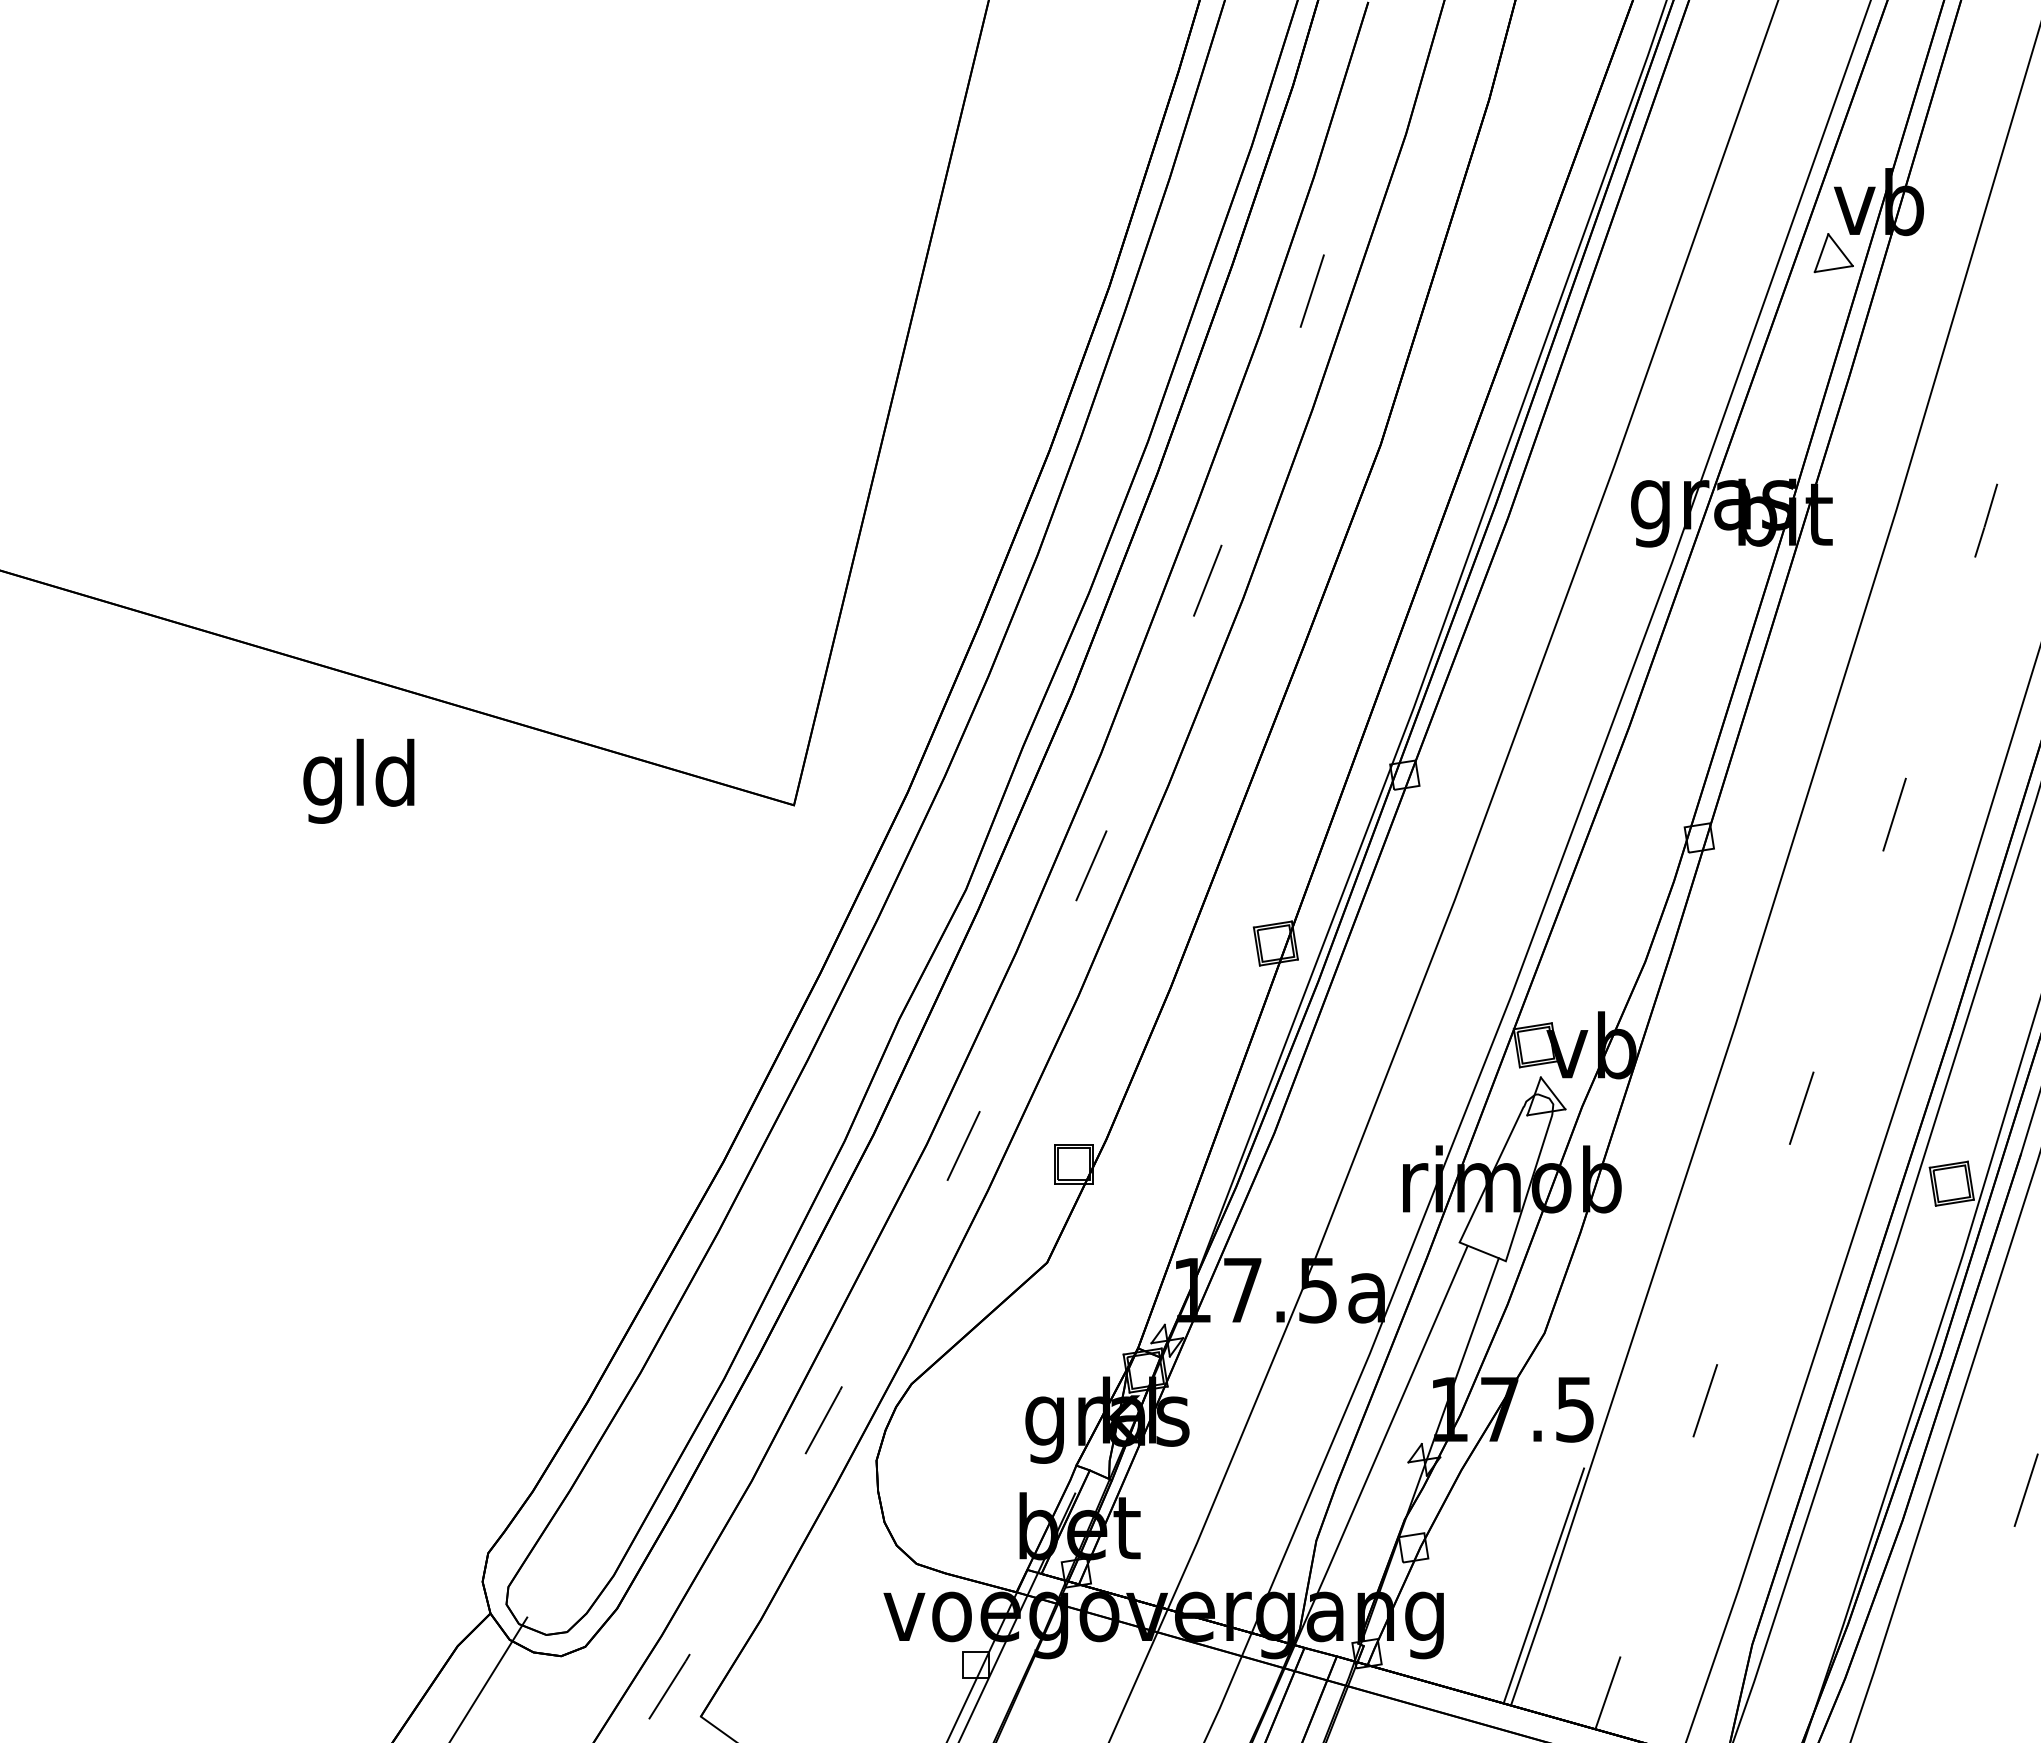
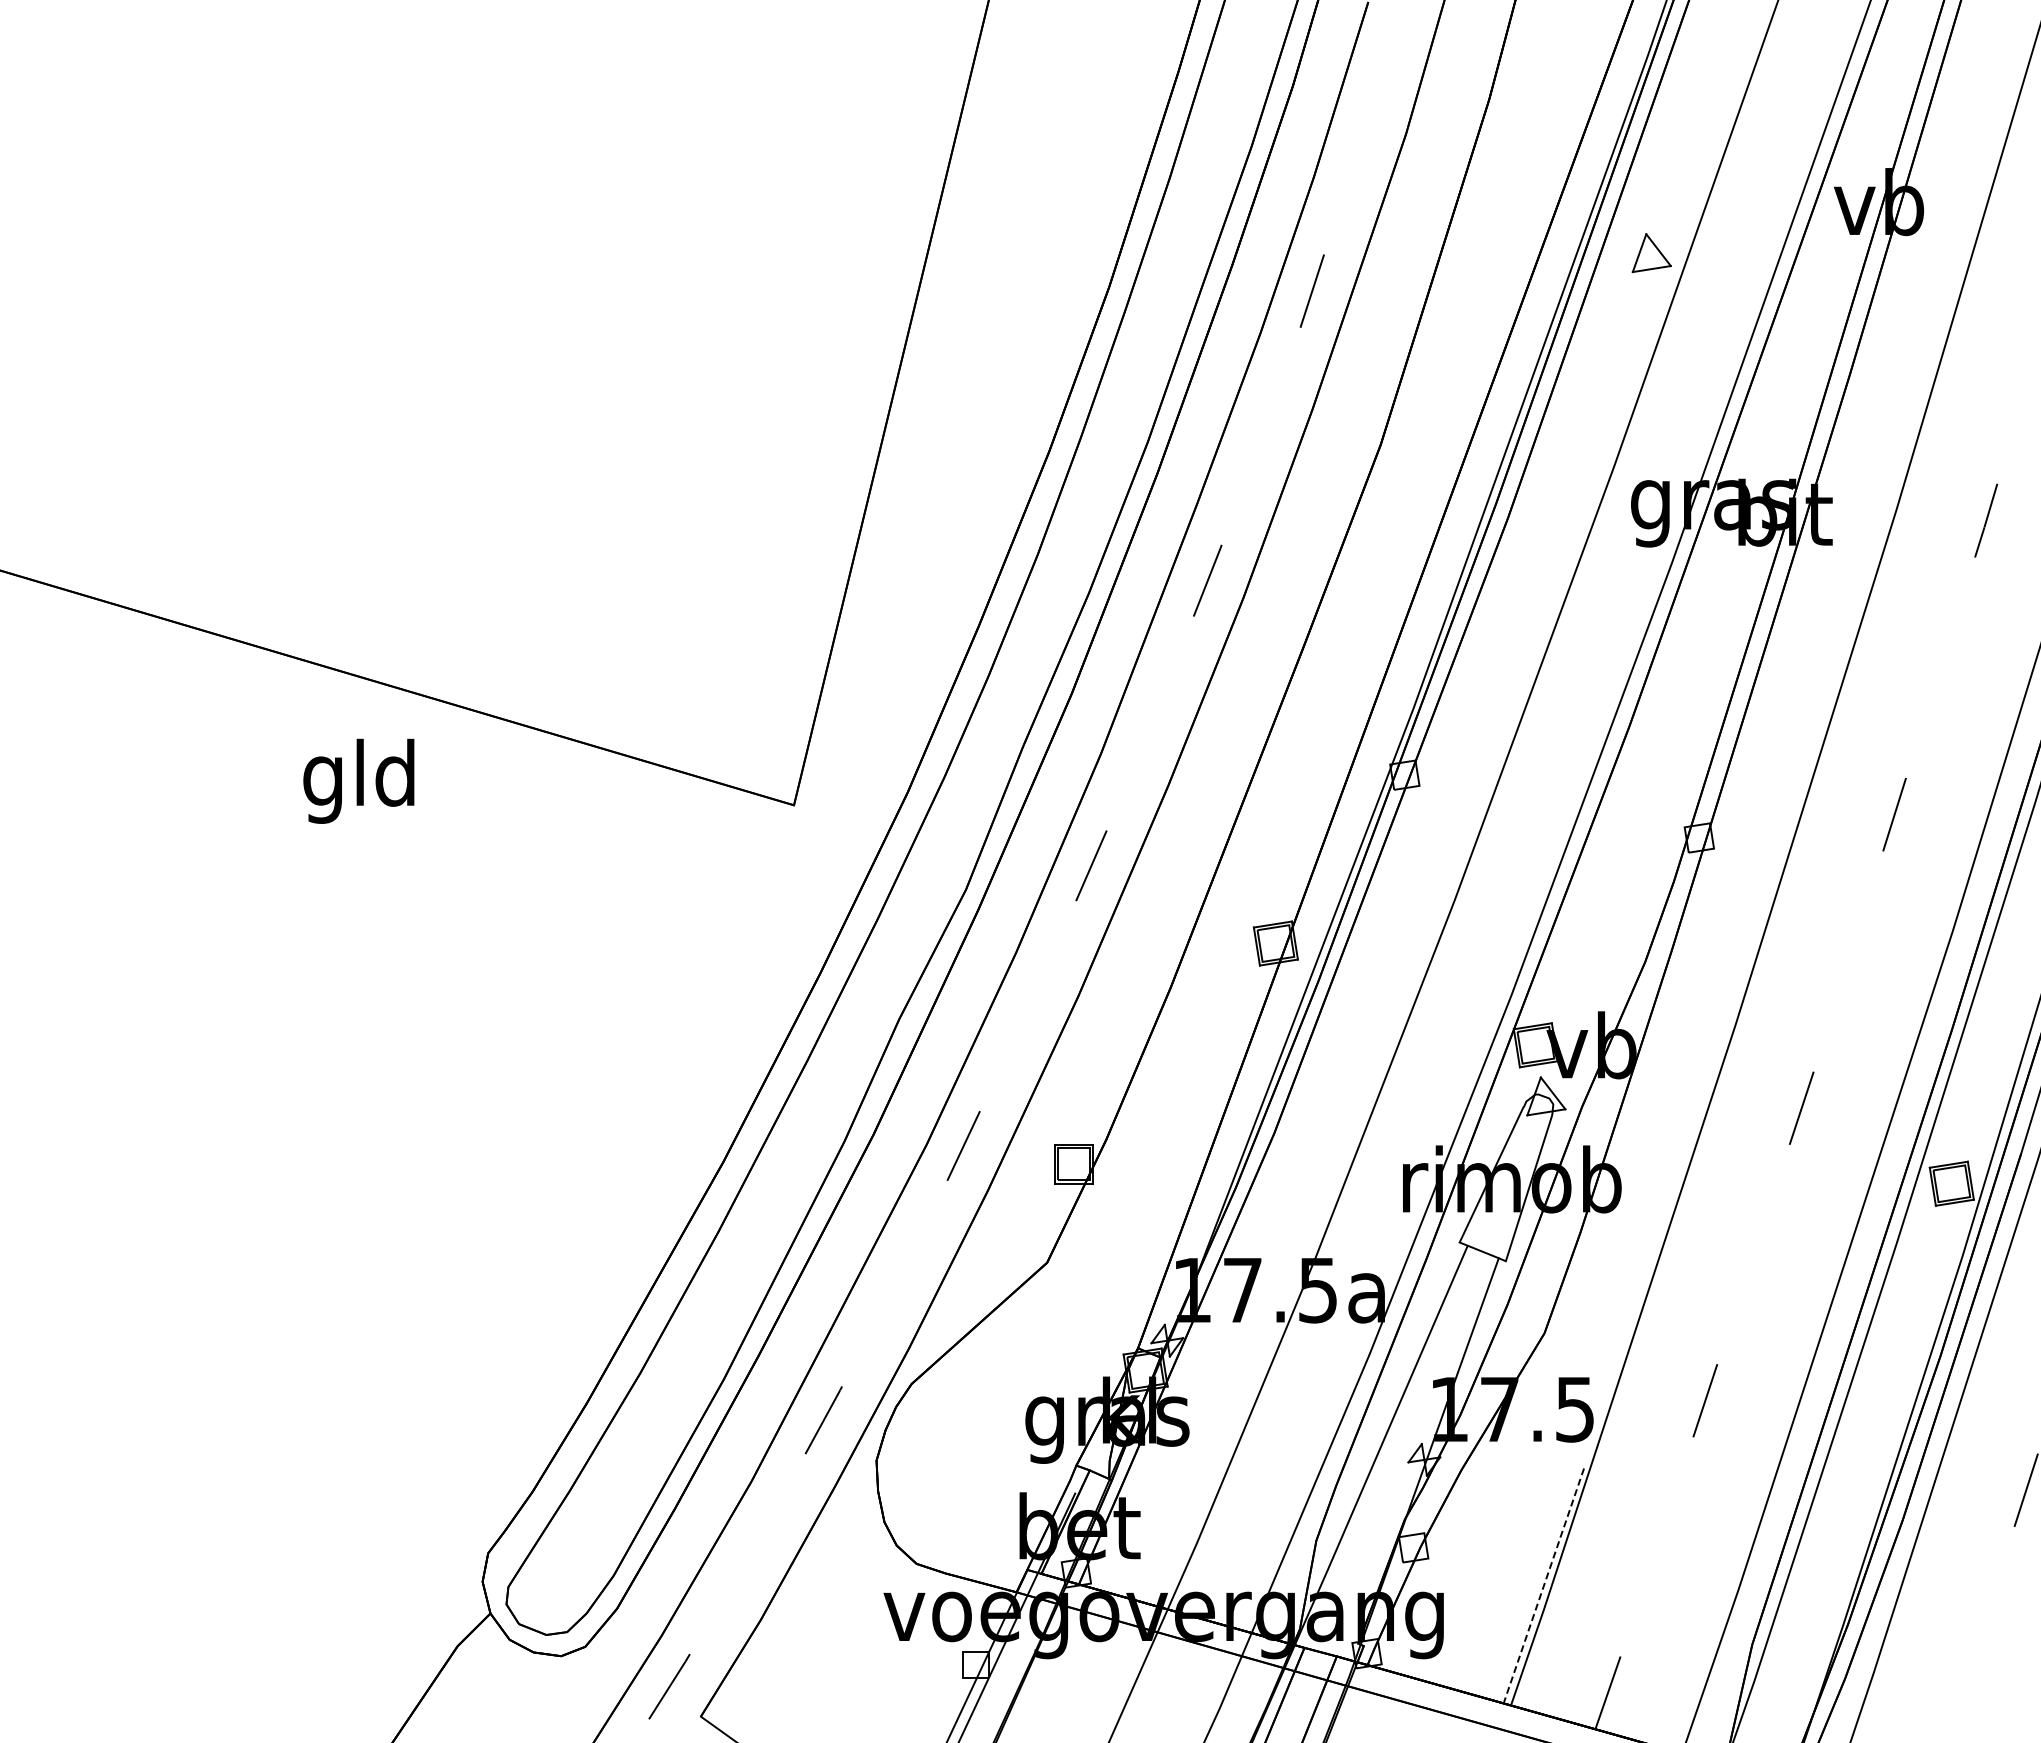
part position: (1833, 253) -> (1651, 253) (1651, 253)
line: solid -> dashed (1543, 1586)
line: present -> none (489, 1678)
